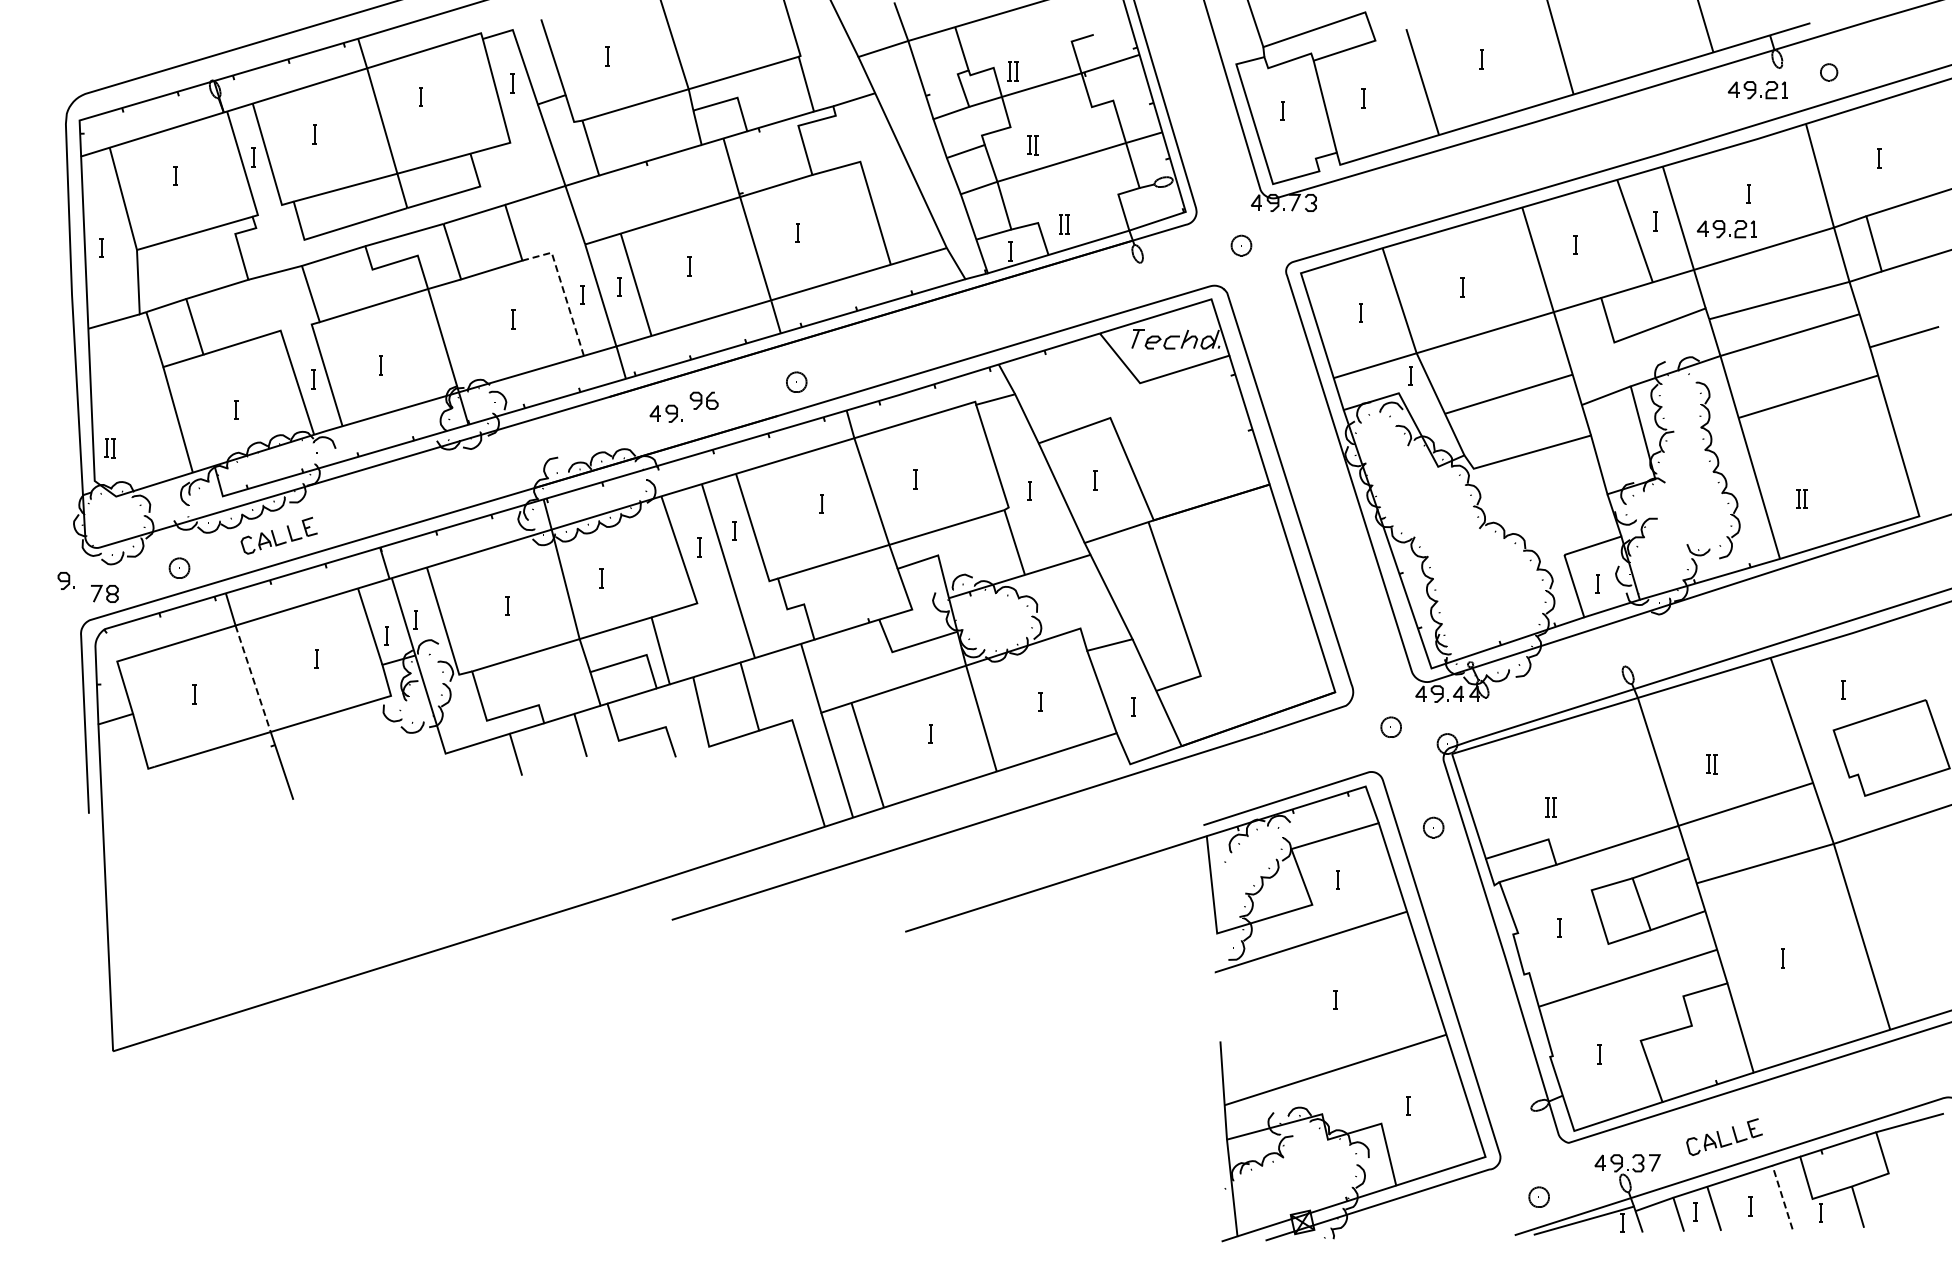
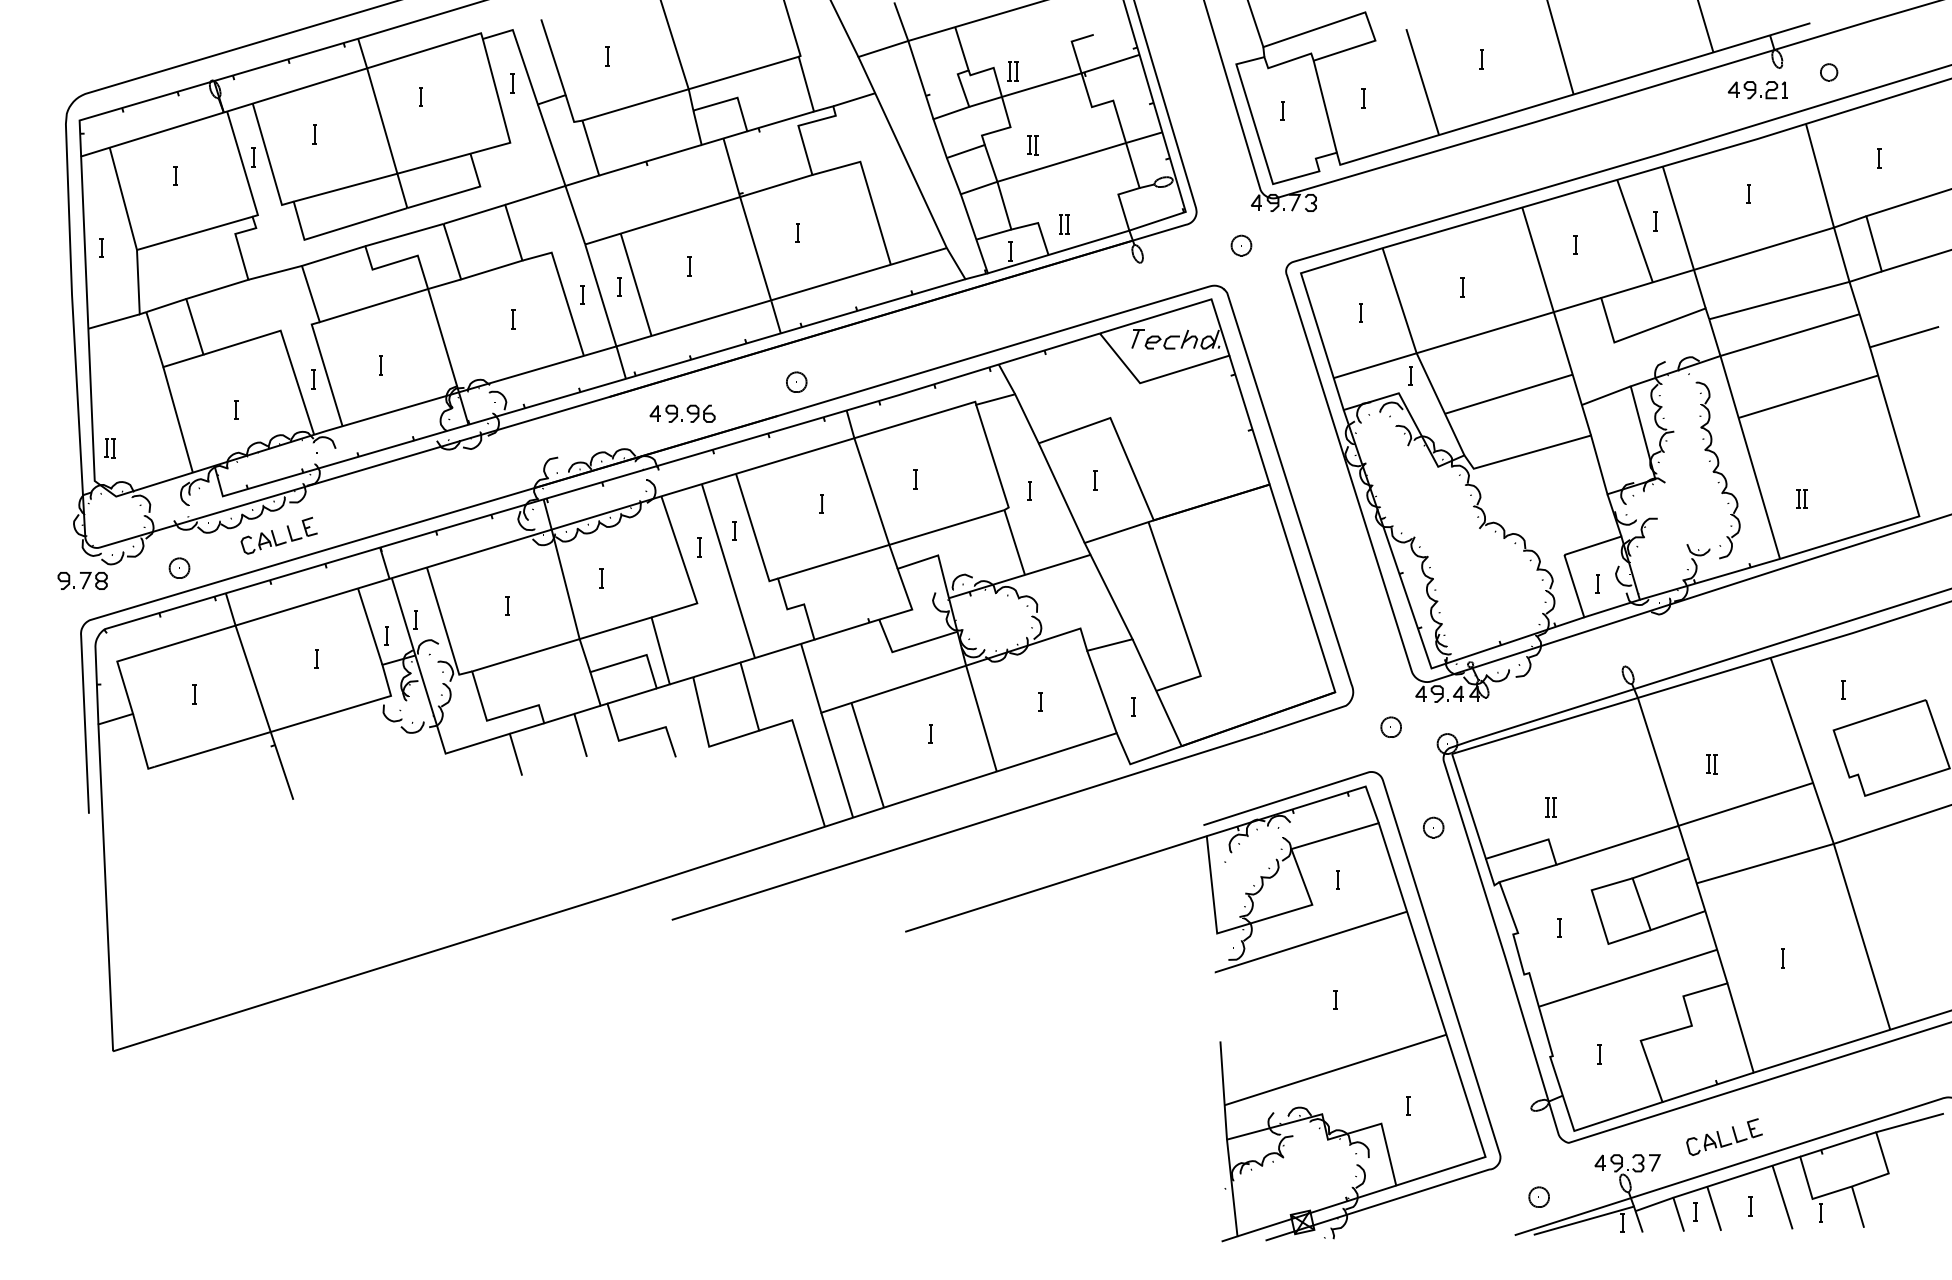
part: present -> none (1726, 229)
line: dashed -> solid (563, 289)
part position: (703, 400) -> (700, 413) (700, 413)
part position: (104, 593) -> (93, 580) (93, 580)
line: dashed -> solid (253, 680)
line: dashed -> solid (1782, 1197)
